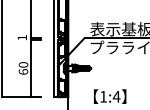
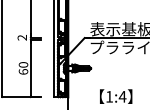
text: 1 -> 2 (21, 37)
text position: (110, 96) -> (116, 96) (116, 96)
